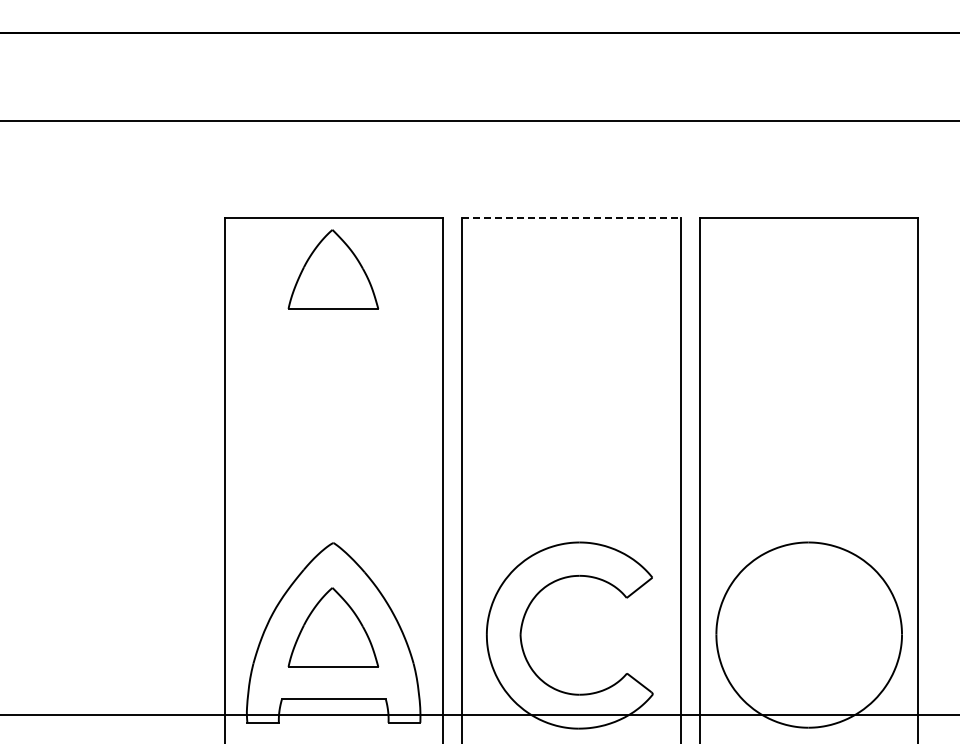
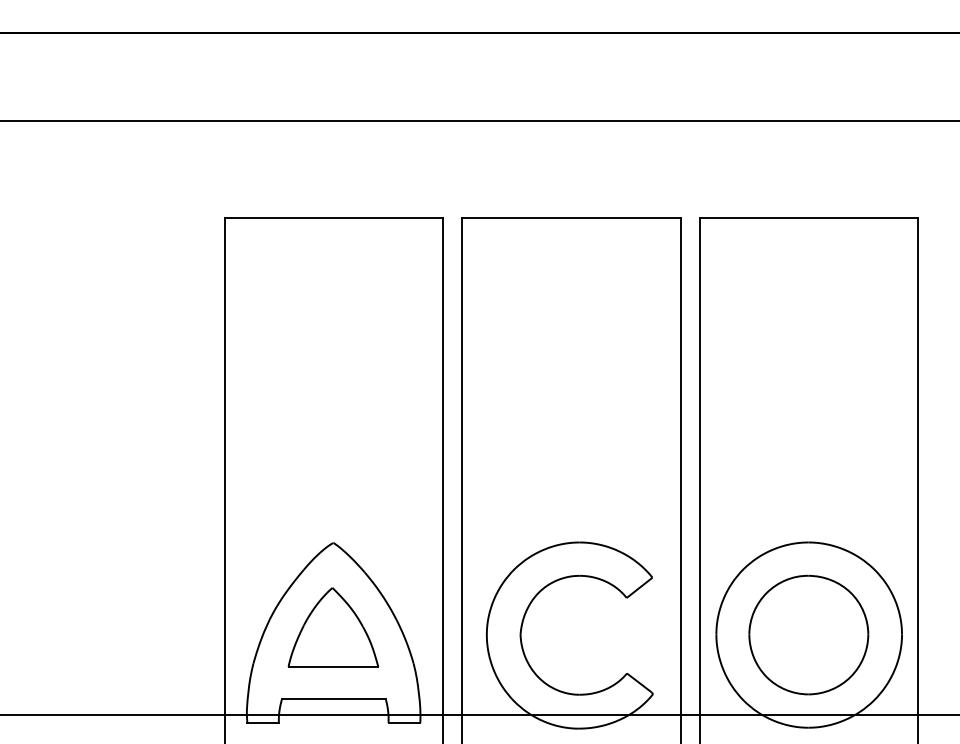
line: dashed -> solid (571, 217)
part: present -> none (333, 269)
part: none -> present (808, 635)
